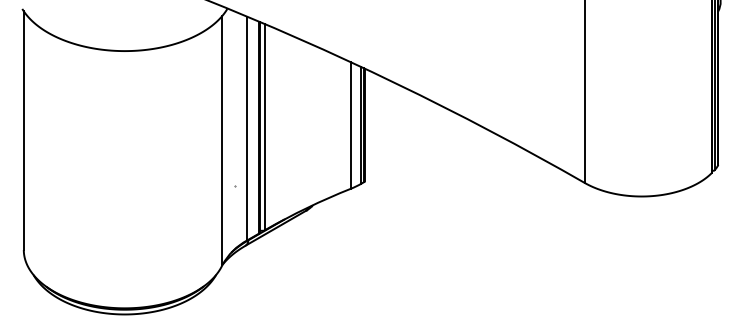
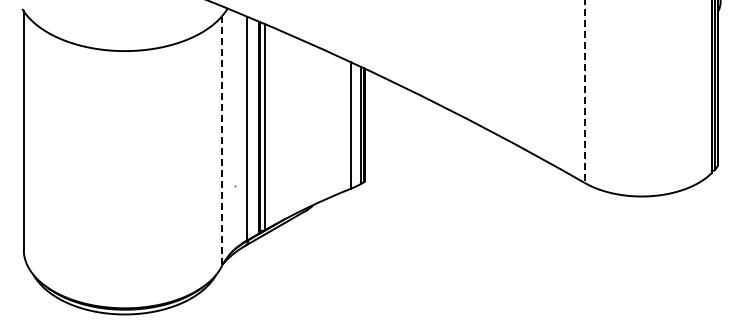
line: solid -> dashed (584, 91)
line: solid -> dashed (222, 140)
